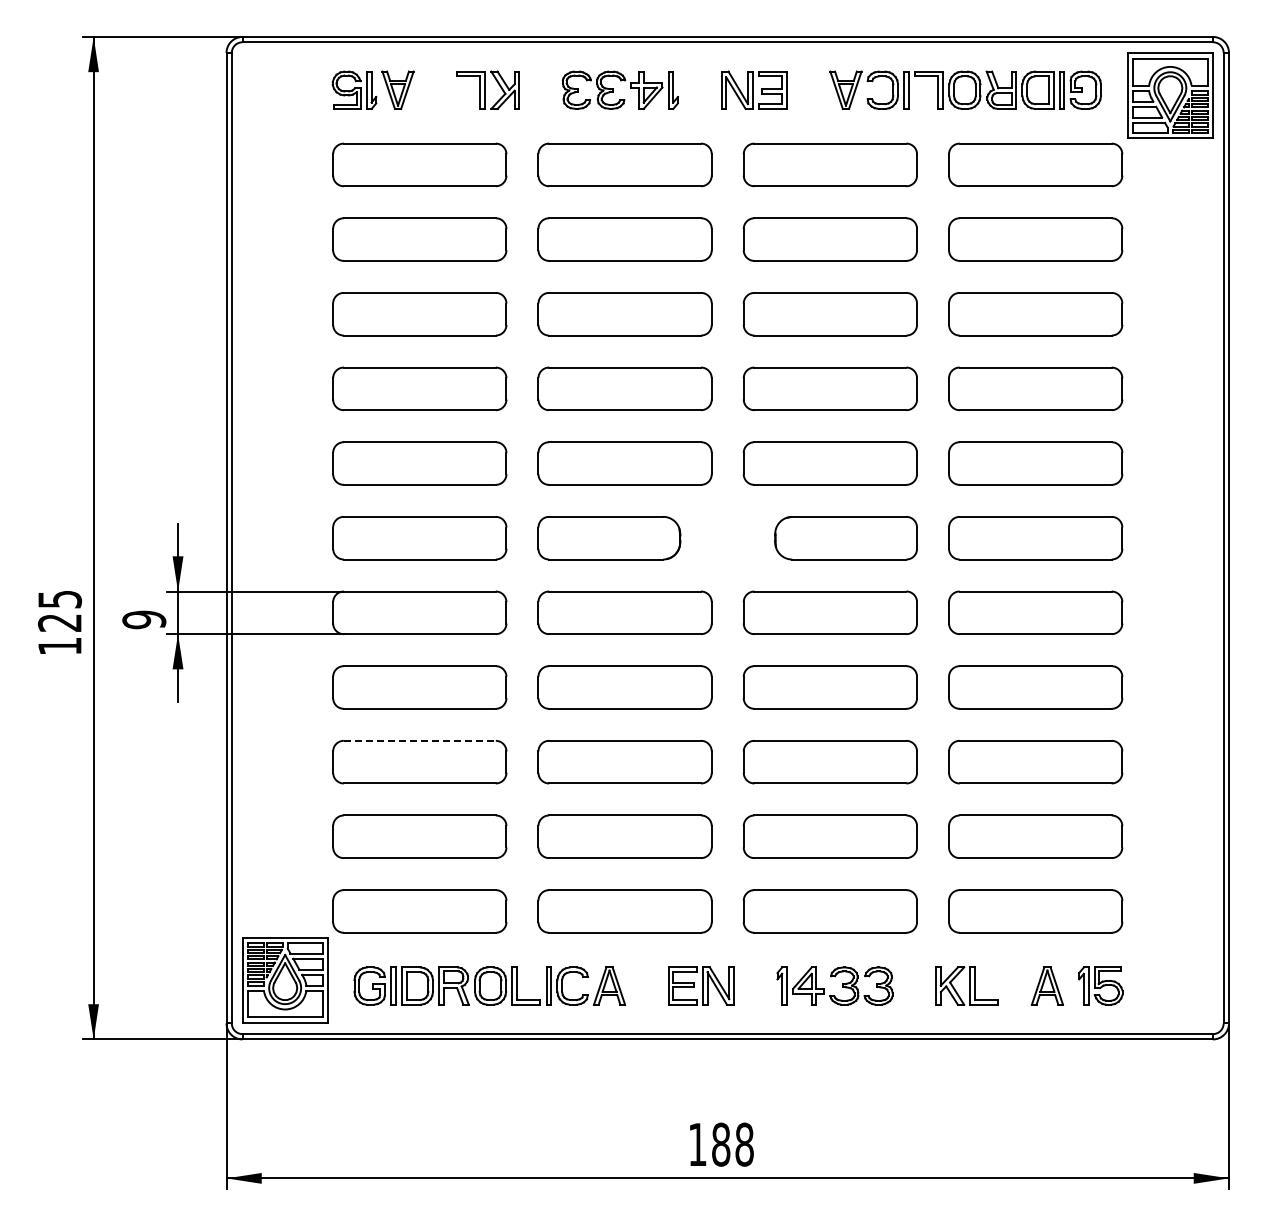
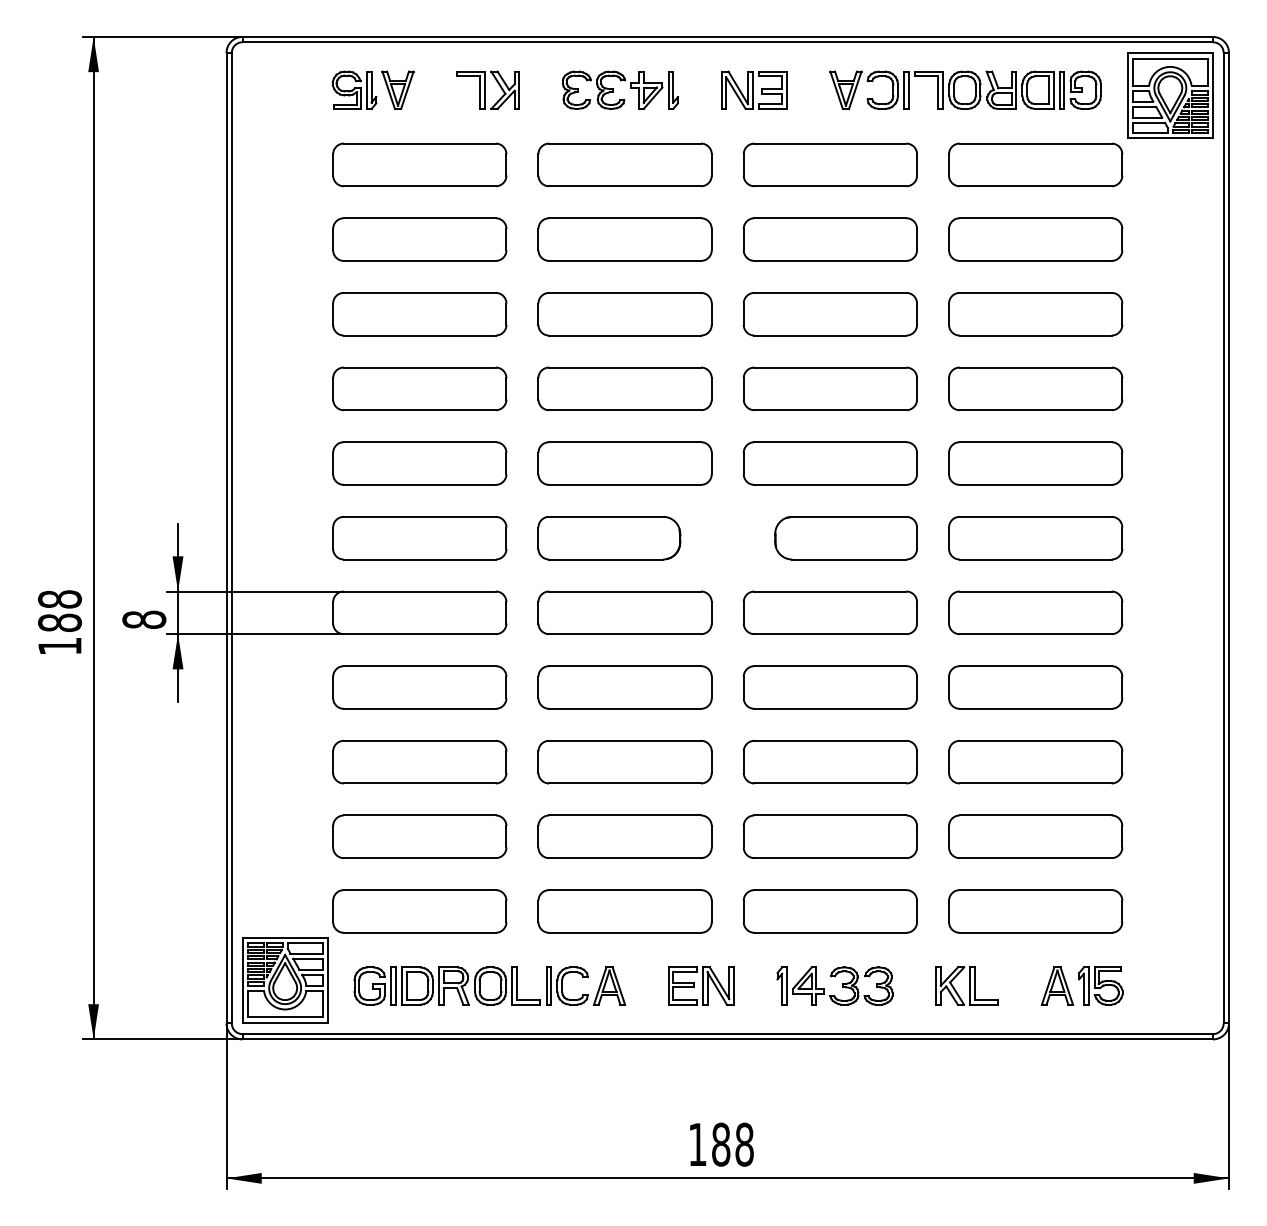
text: 125 -> 188 (60, 611)
text: 9 -> 8 (144, 619)
line: dashed -> solid (419, 740)
part position: (1047, 985) -> (1057, 985) (1057, 985)
